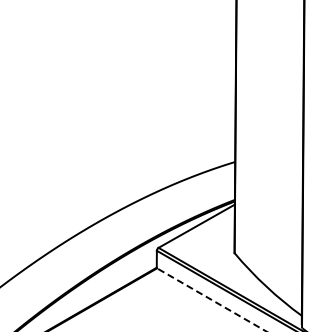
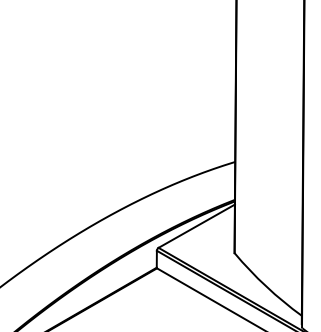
line: dashed -> solid (211, 299)
